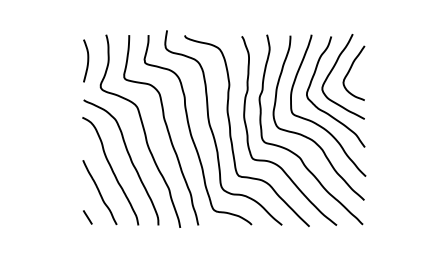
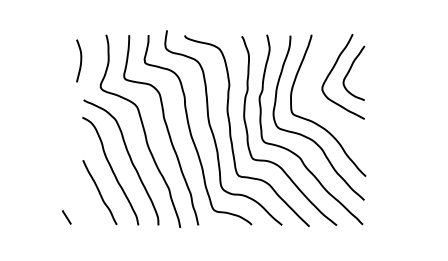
curve position: (87, 60) -> (80, 60) (80, 60)
curve: present -> none (325, 111)
line position: (87, 217) -> (66, 217) (66, 217)
